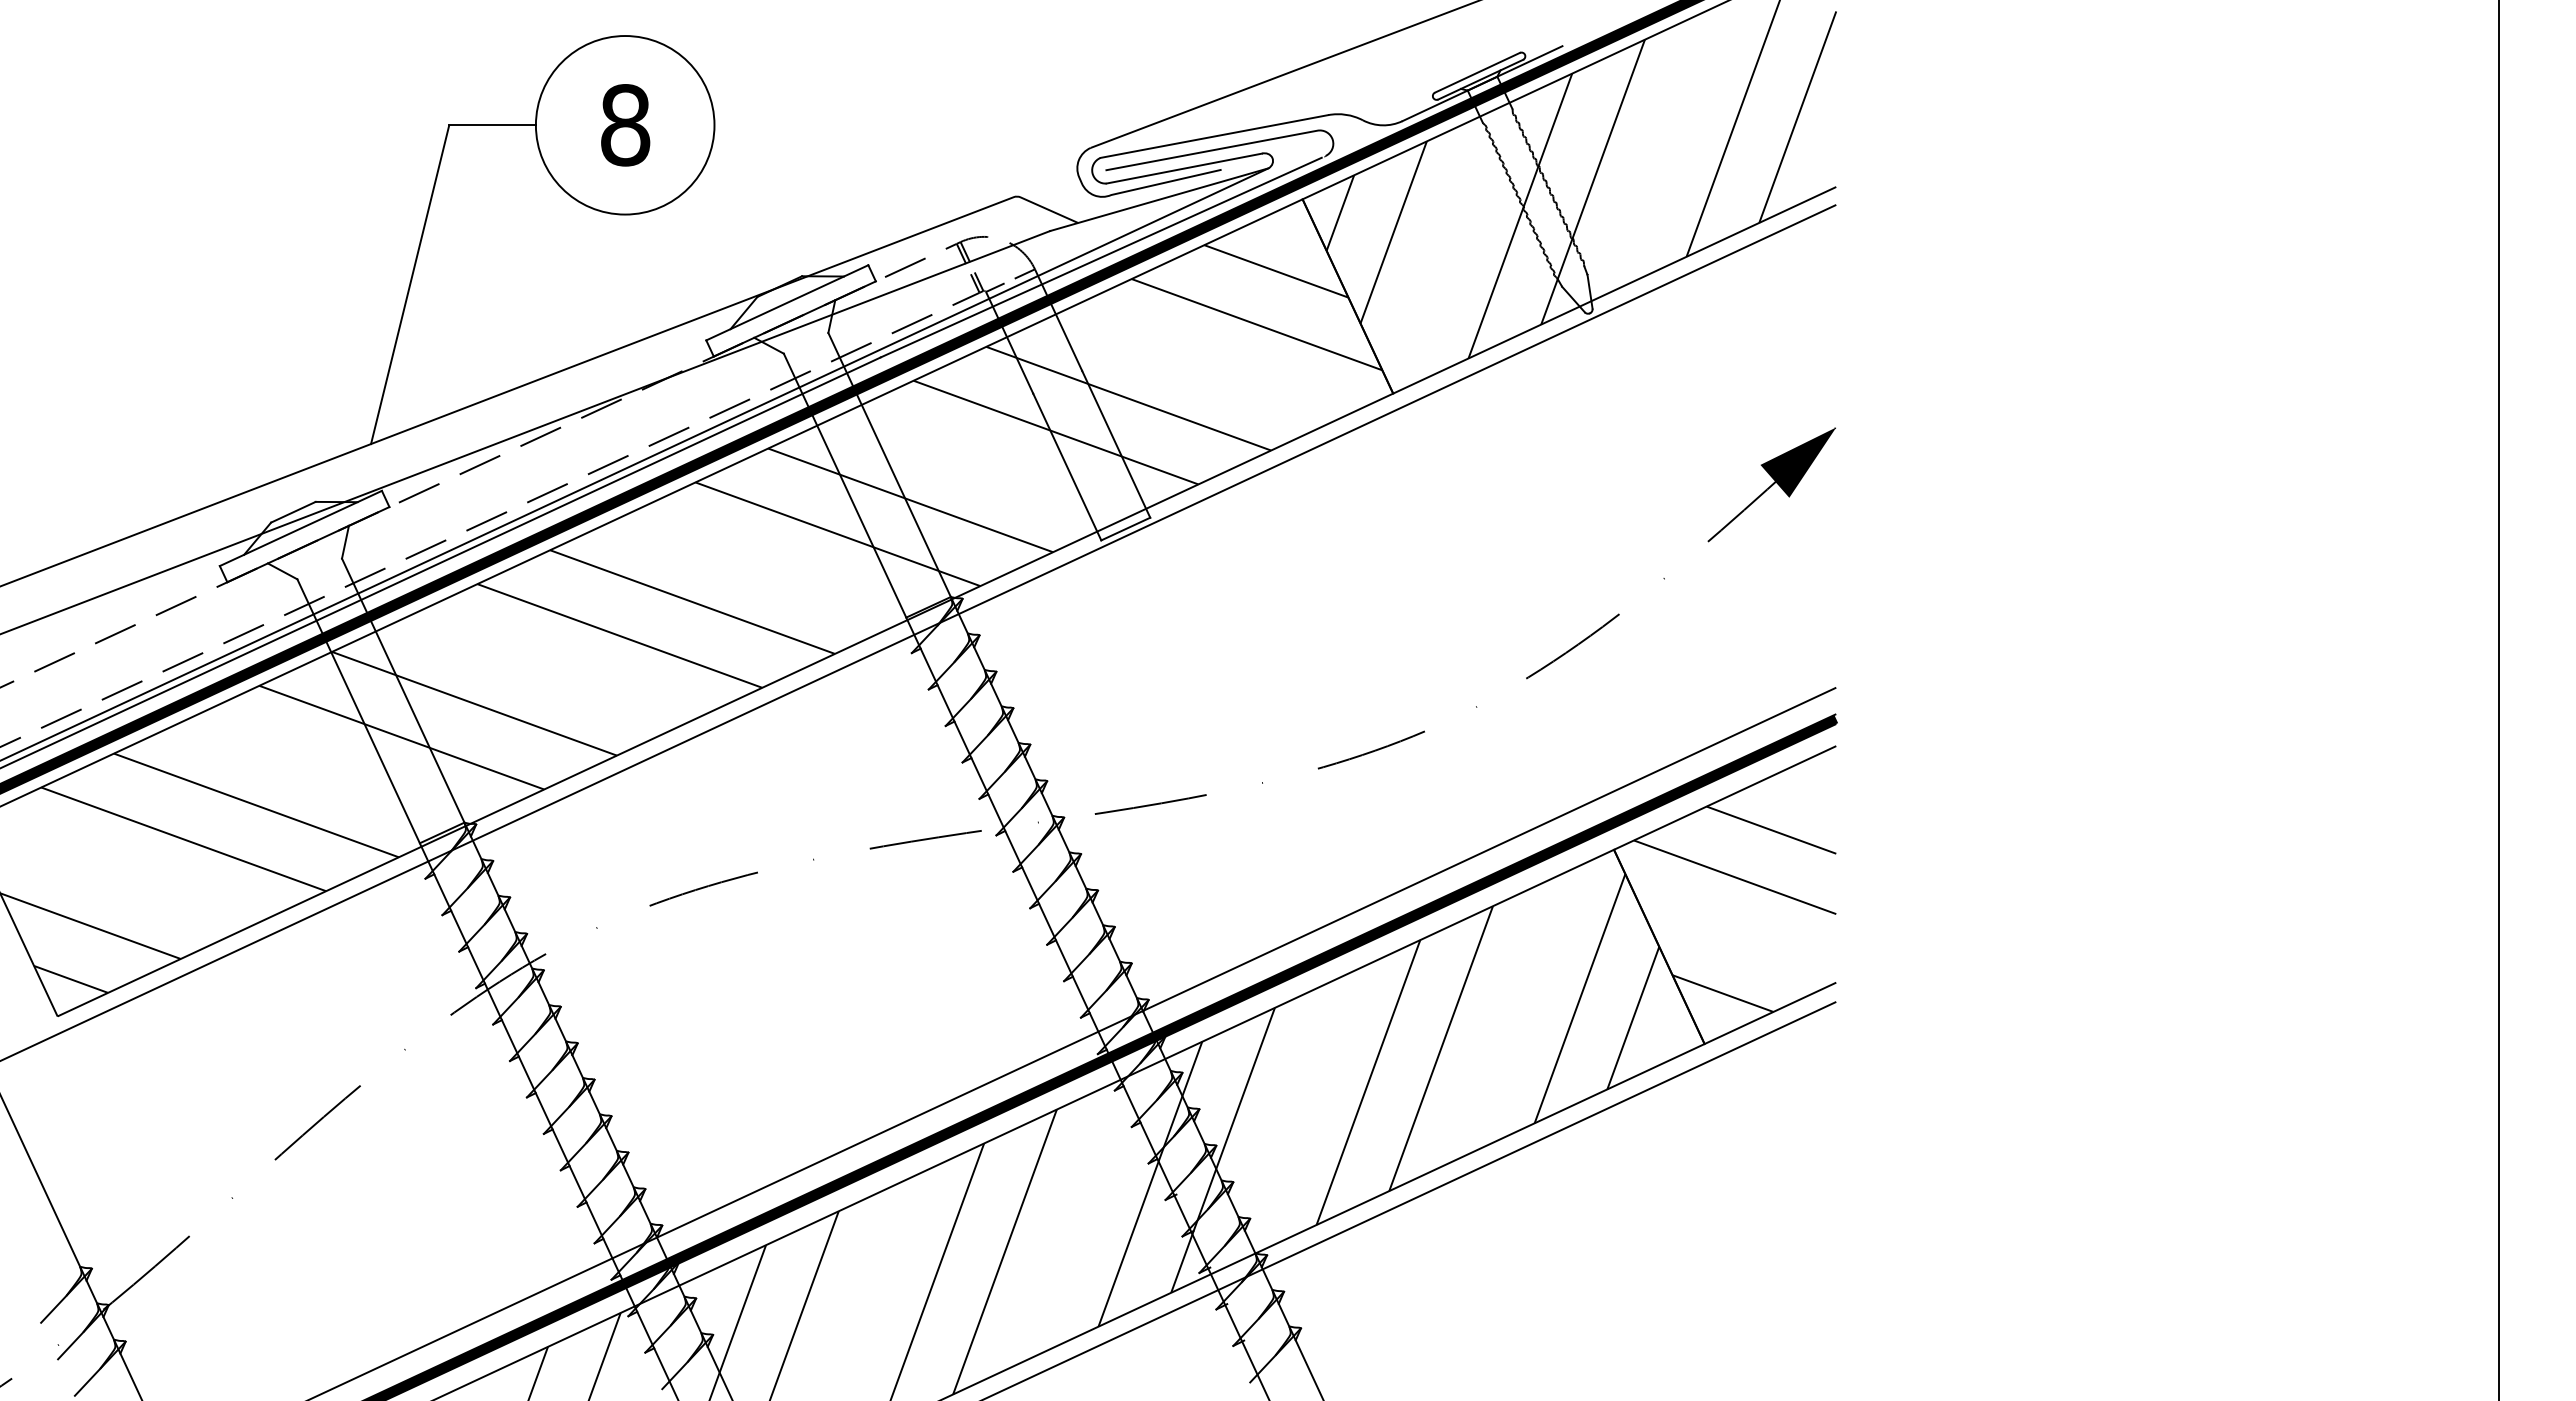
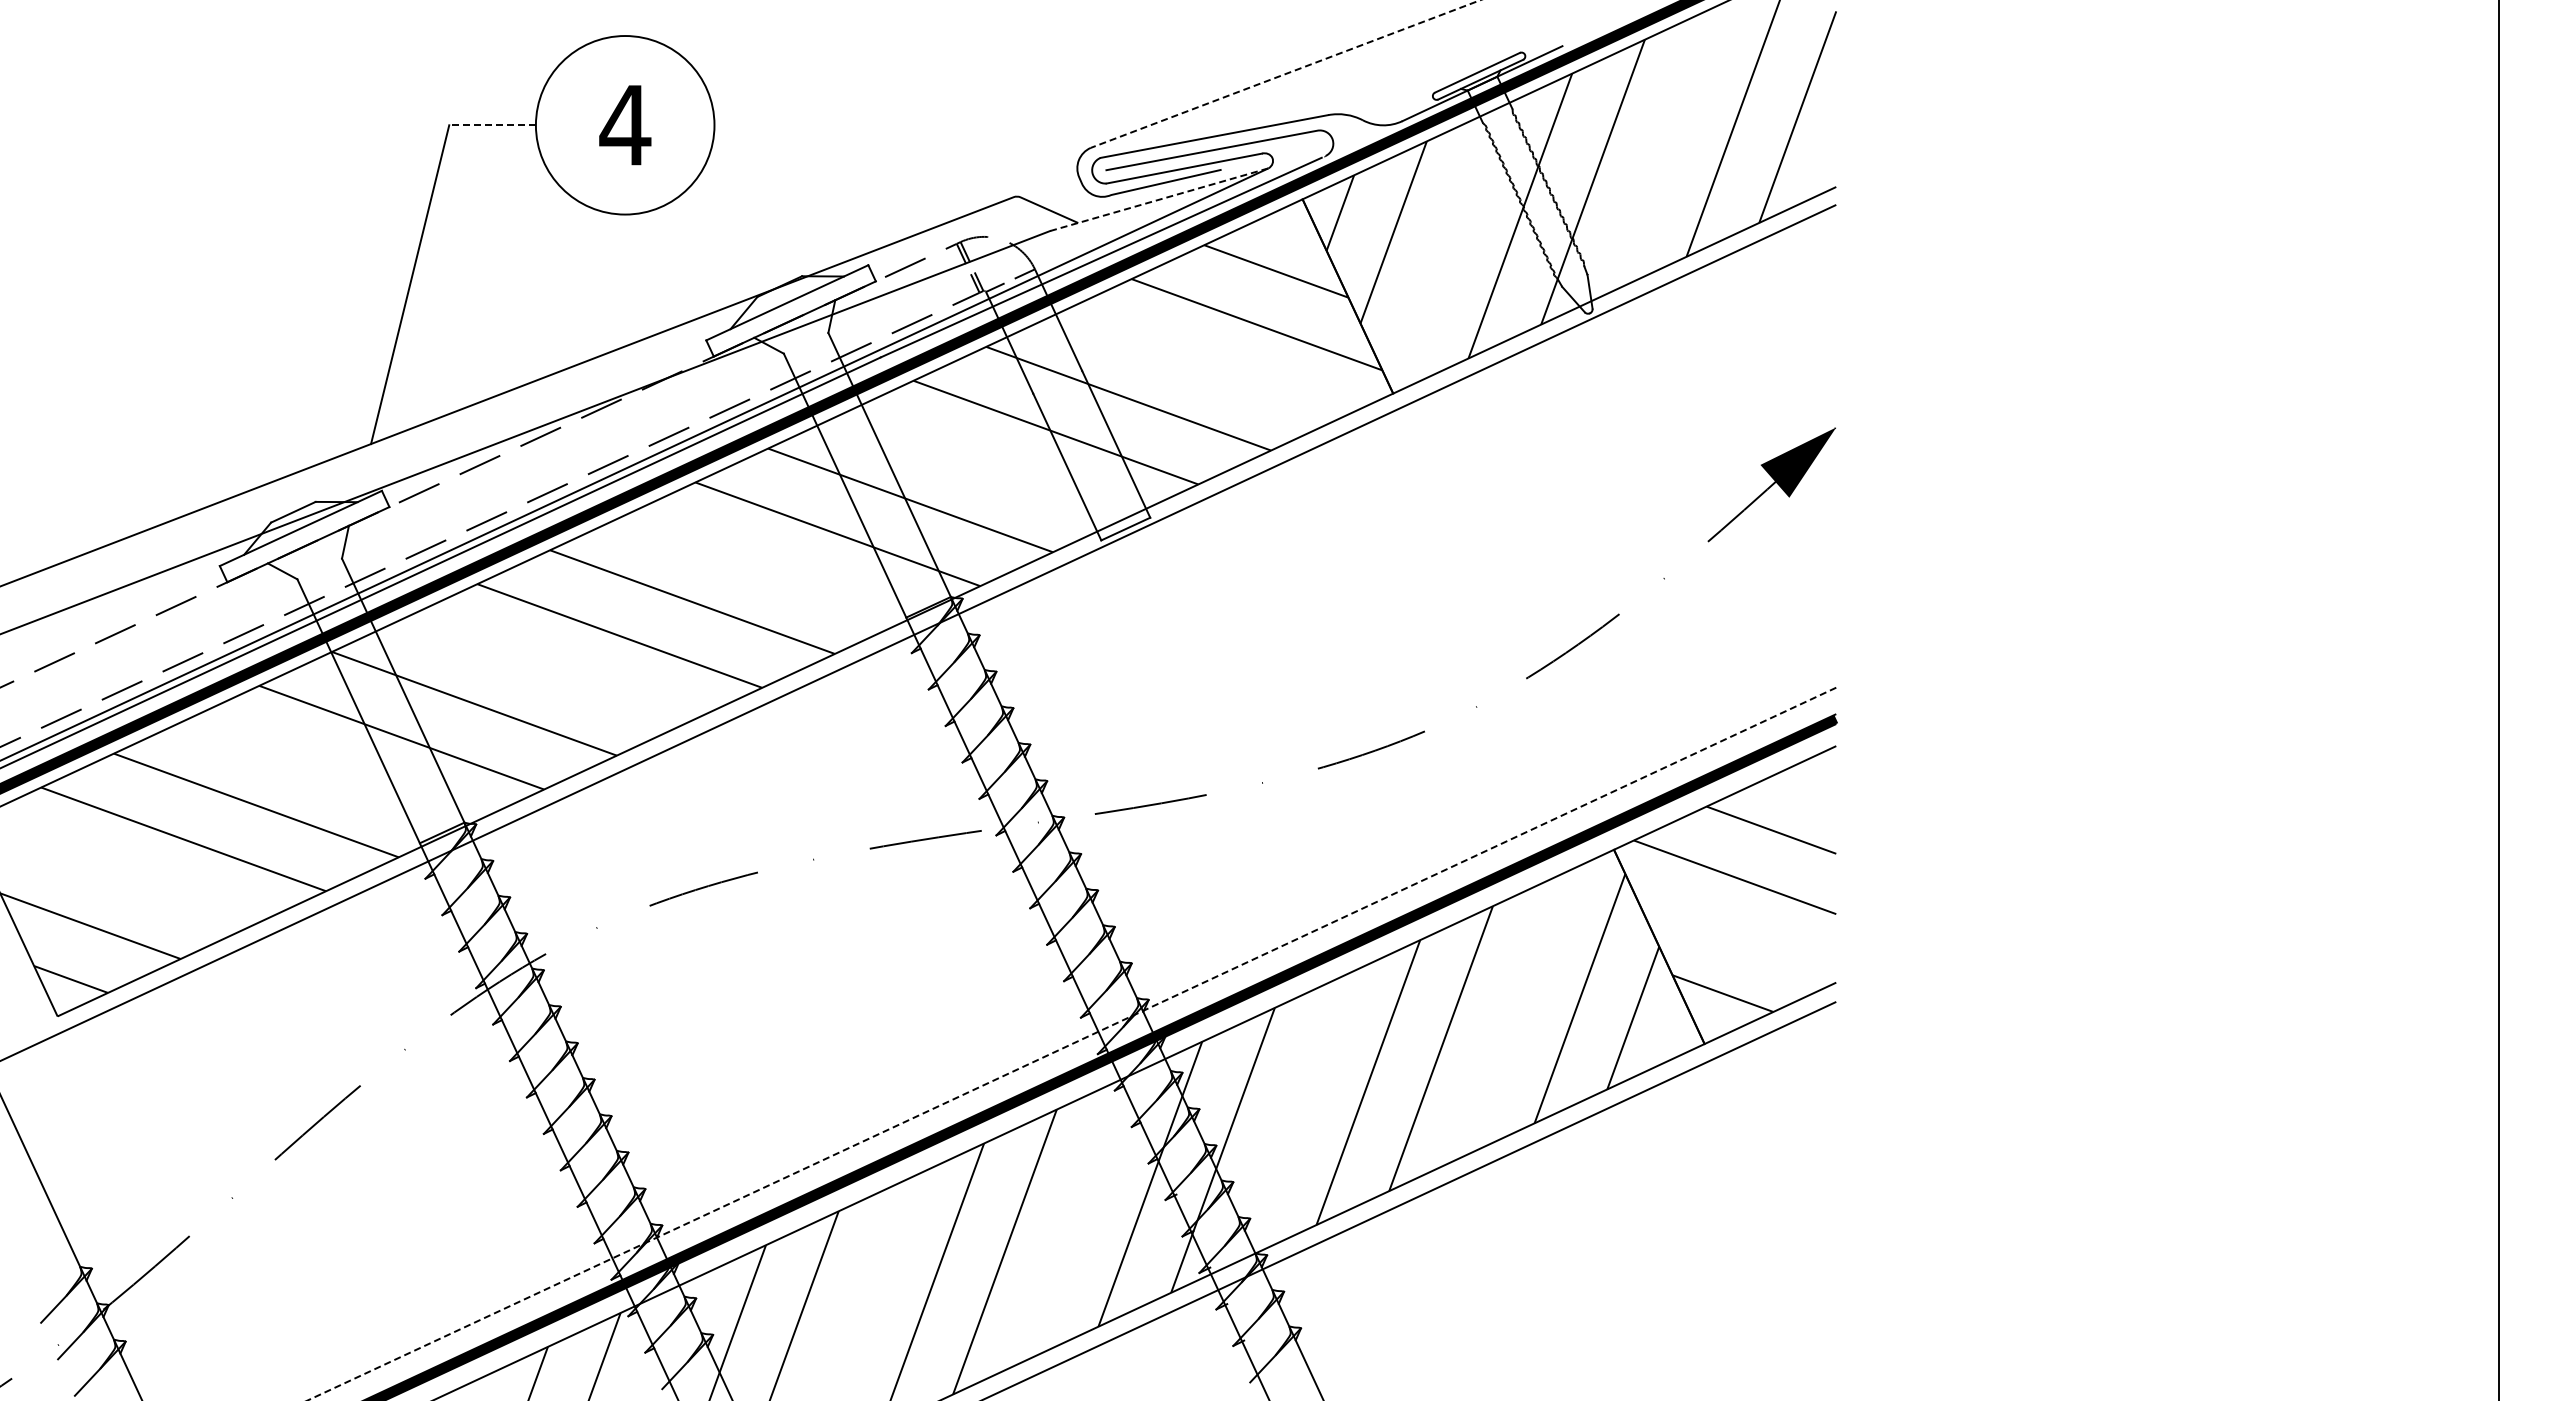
line: solid -> dashed (1285, 74)
line: solid -> dashed (492, 125)
text: 8 -> 4 (625, 125)
line: solid -> dashed (1159, 199)
line: solid -> dashed (1071, 1044)
